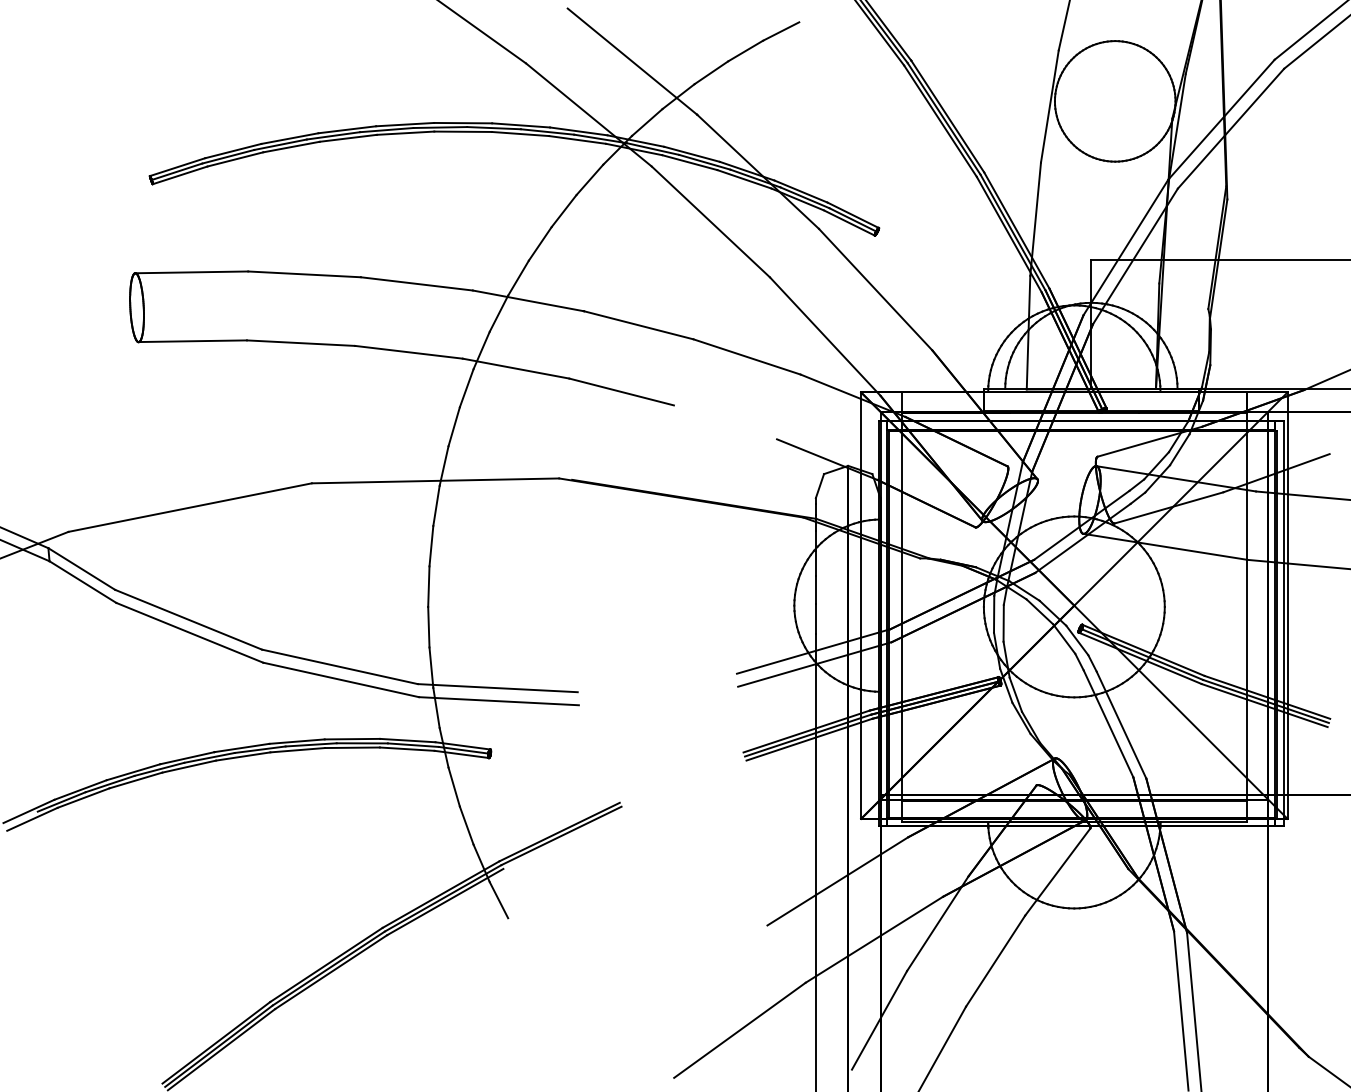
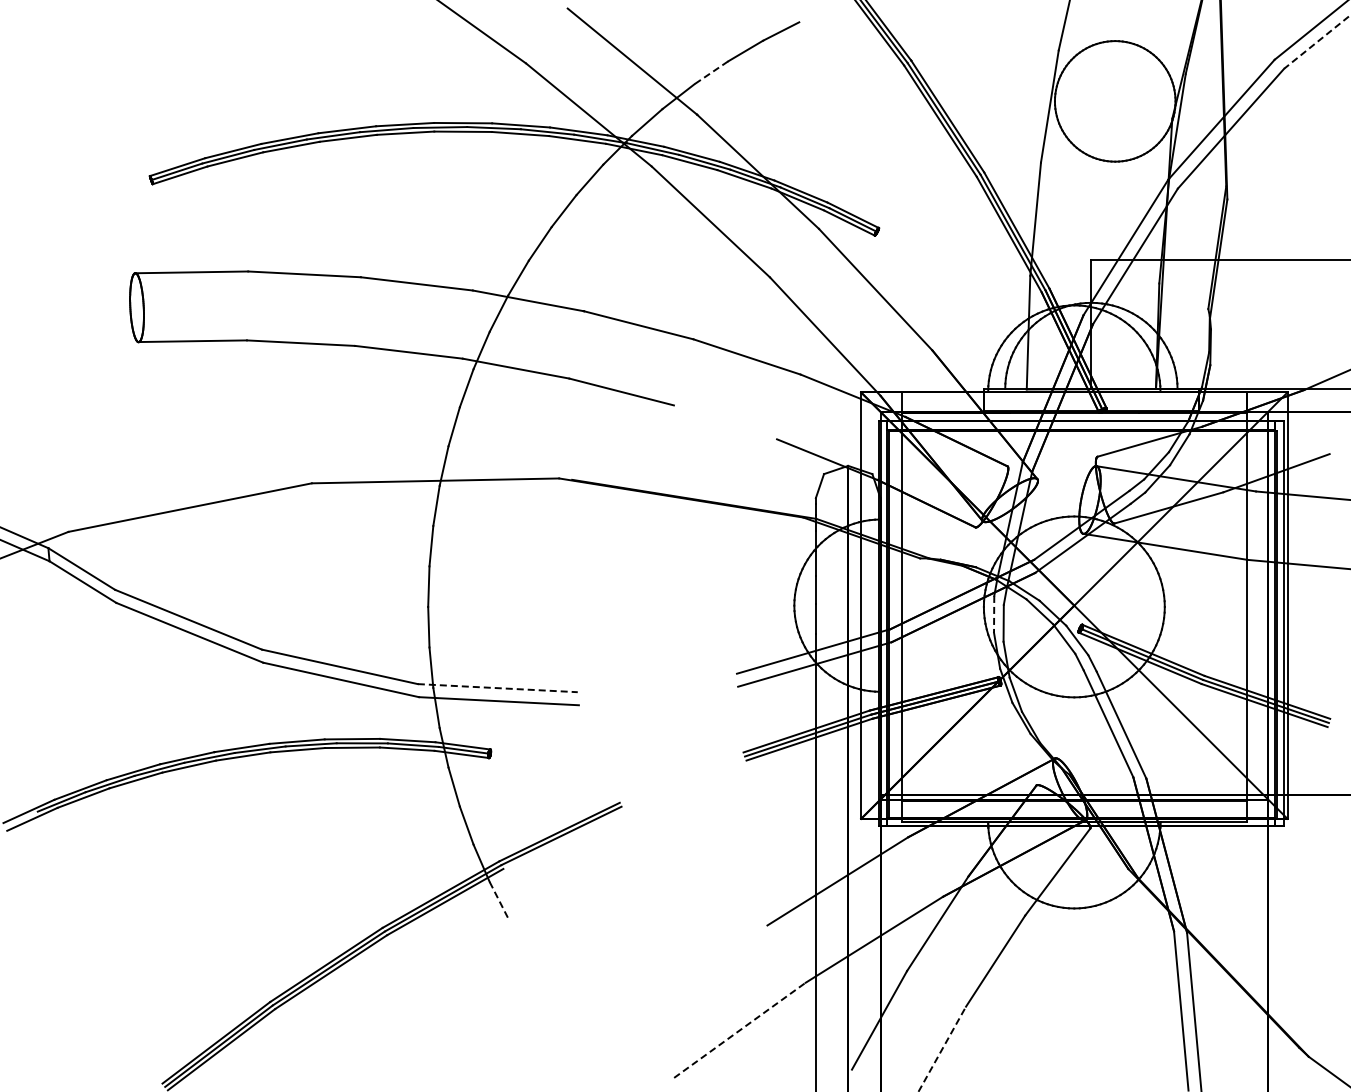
line: solid -> dashed (1317, 41)
line: solid -> dashed (710, 73)
line: solid -> dashed (994, 614)
line: solid -> dashed (498, 688)
line: solid -> dashed (499, 900)
line: solid -> dashed (740, 1030)
line: solid -> dashed (942, 1049)
